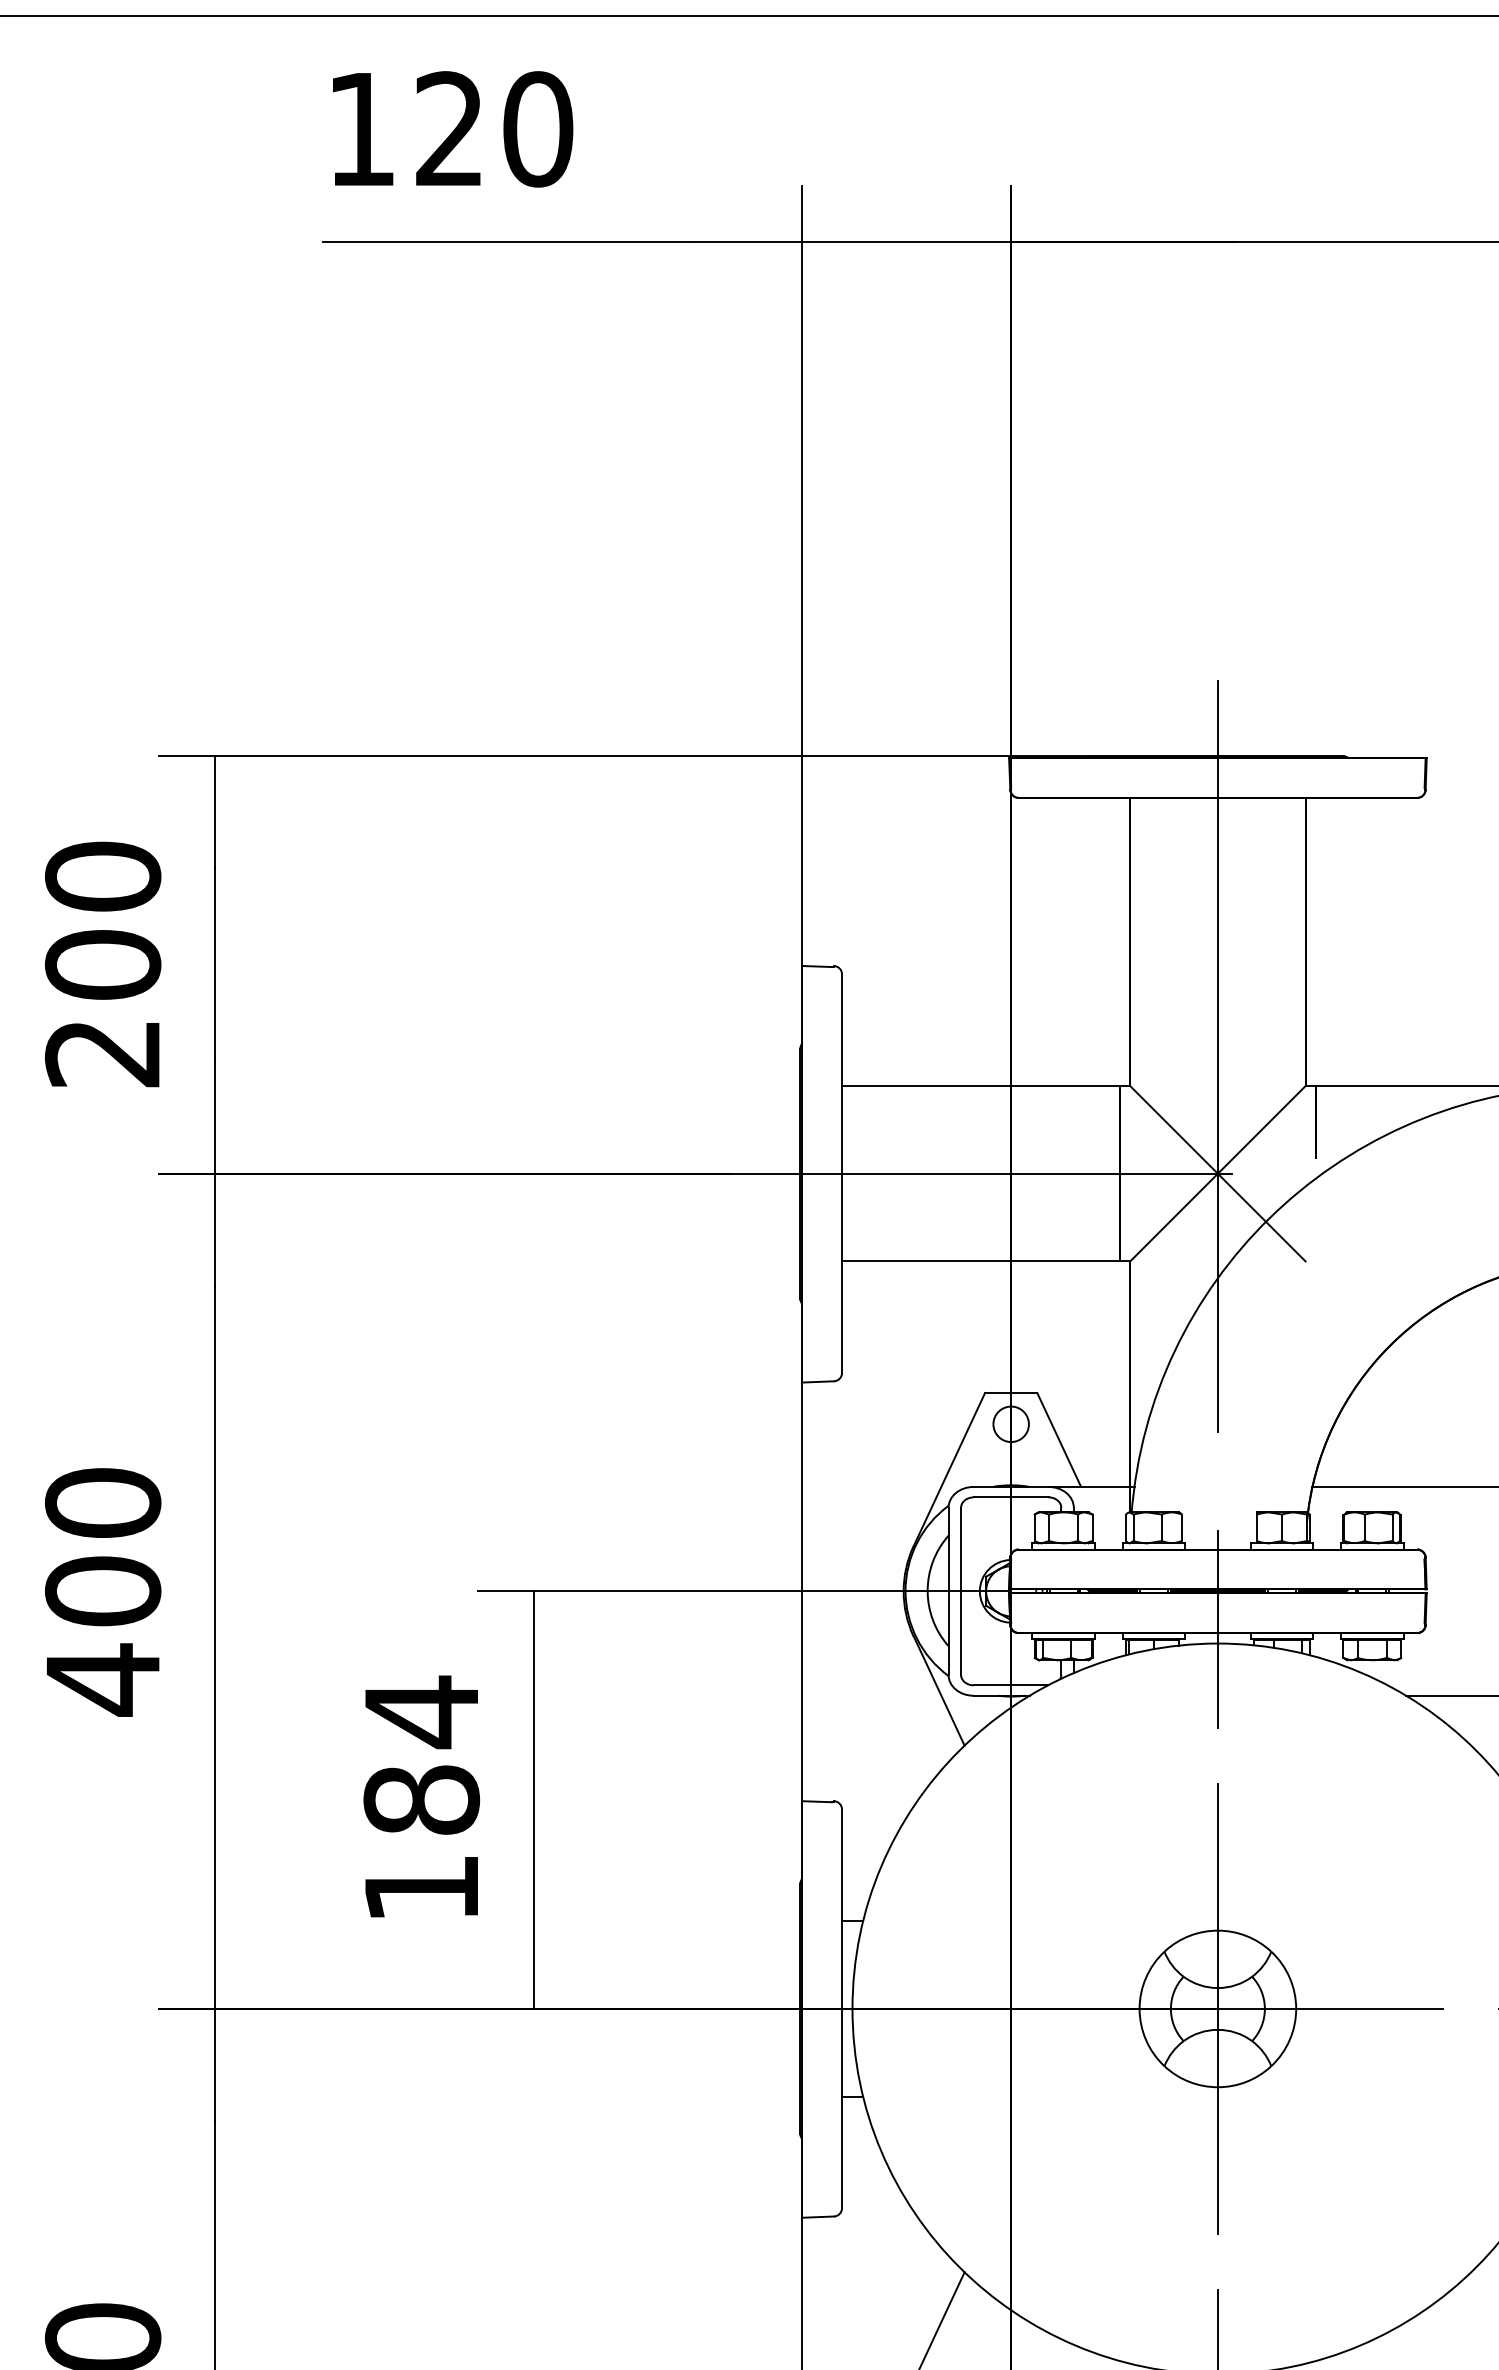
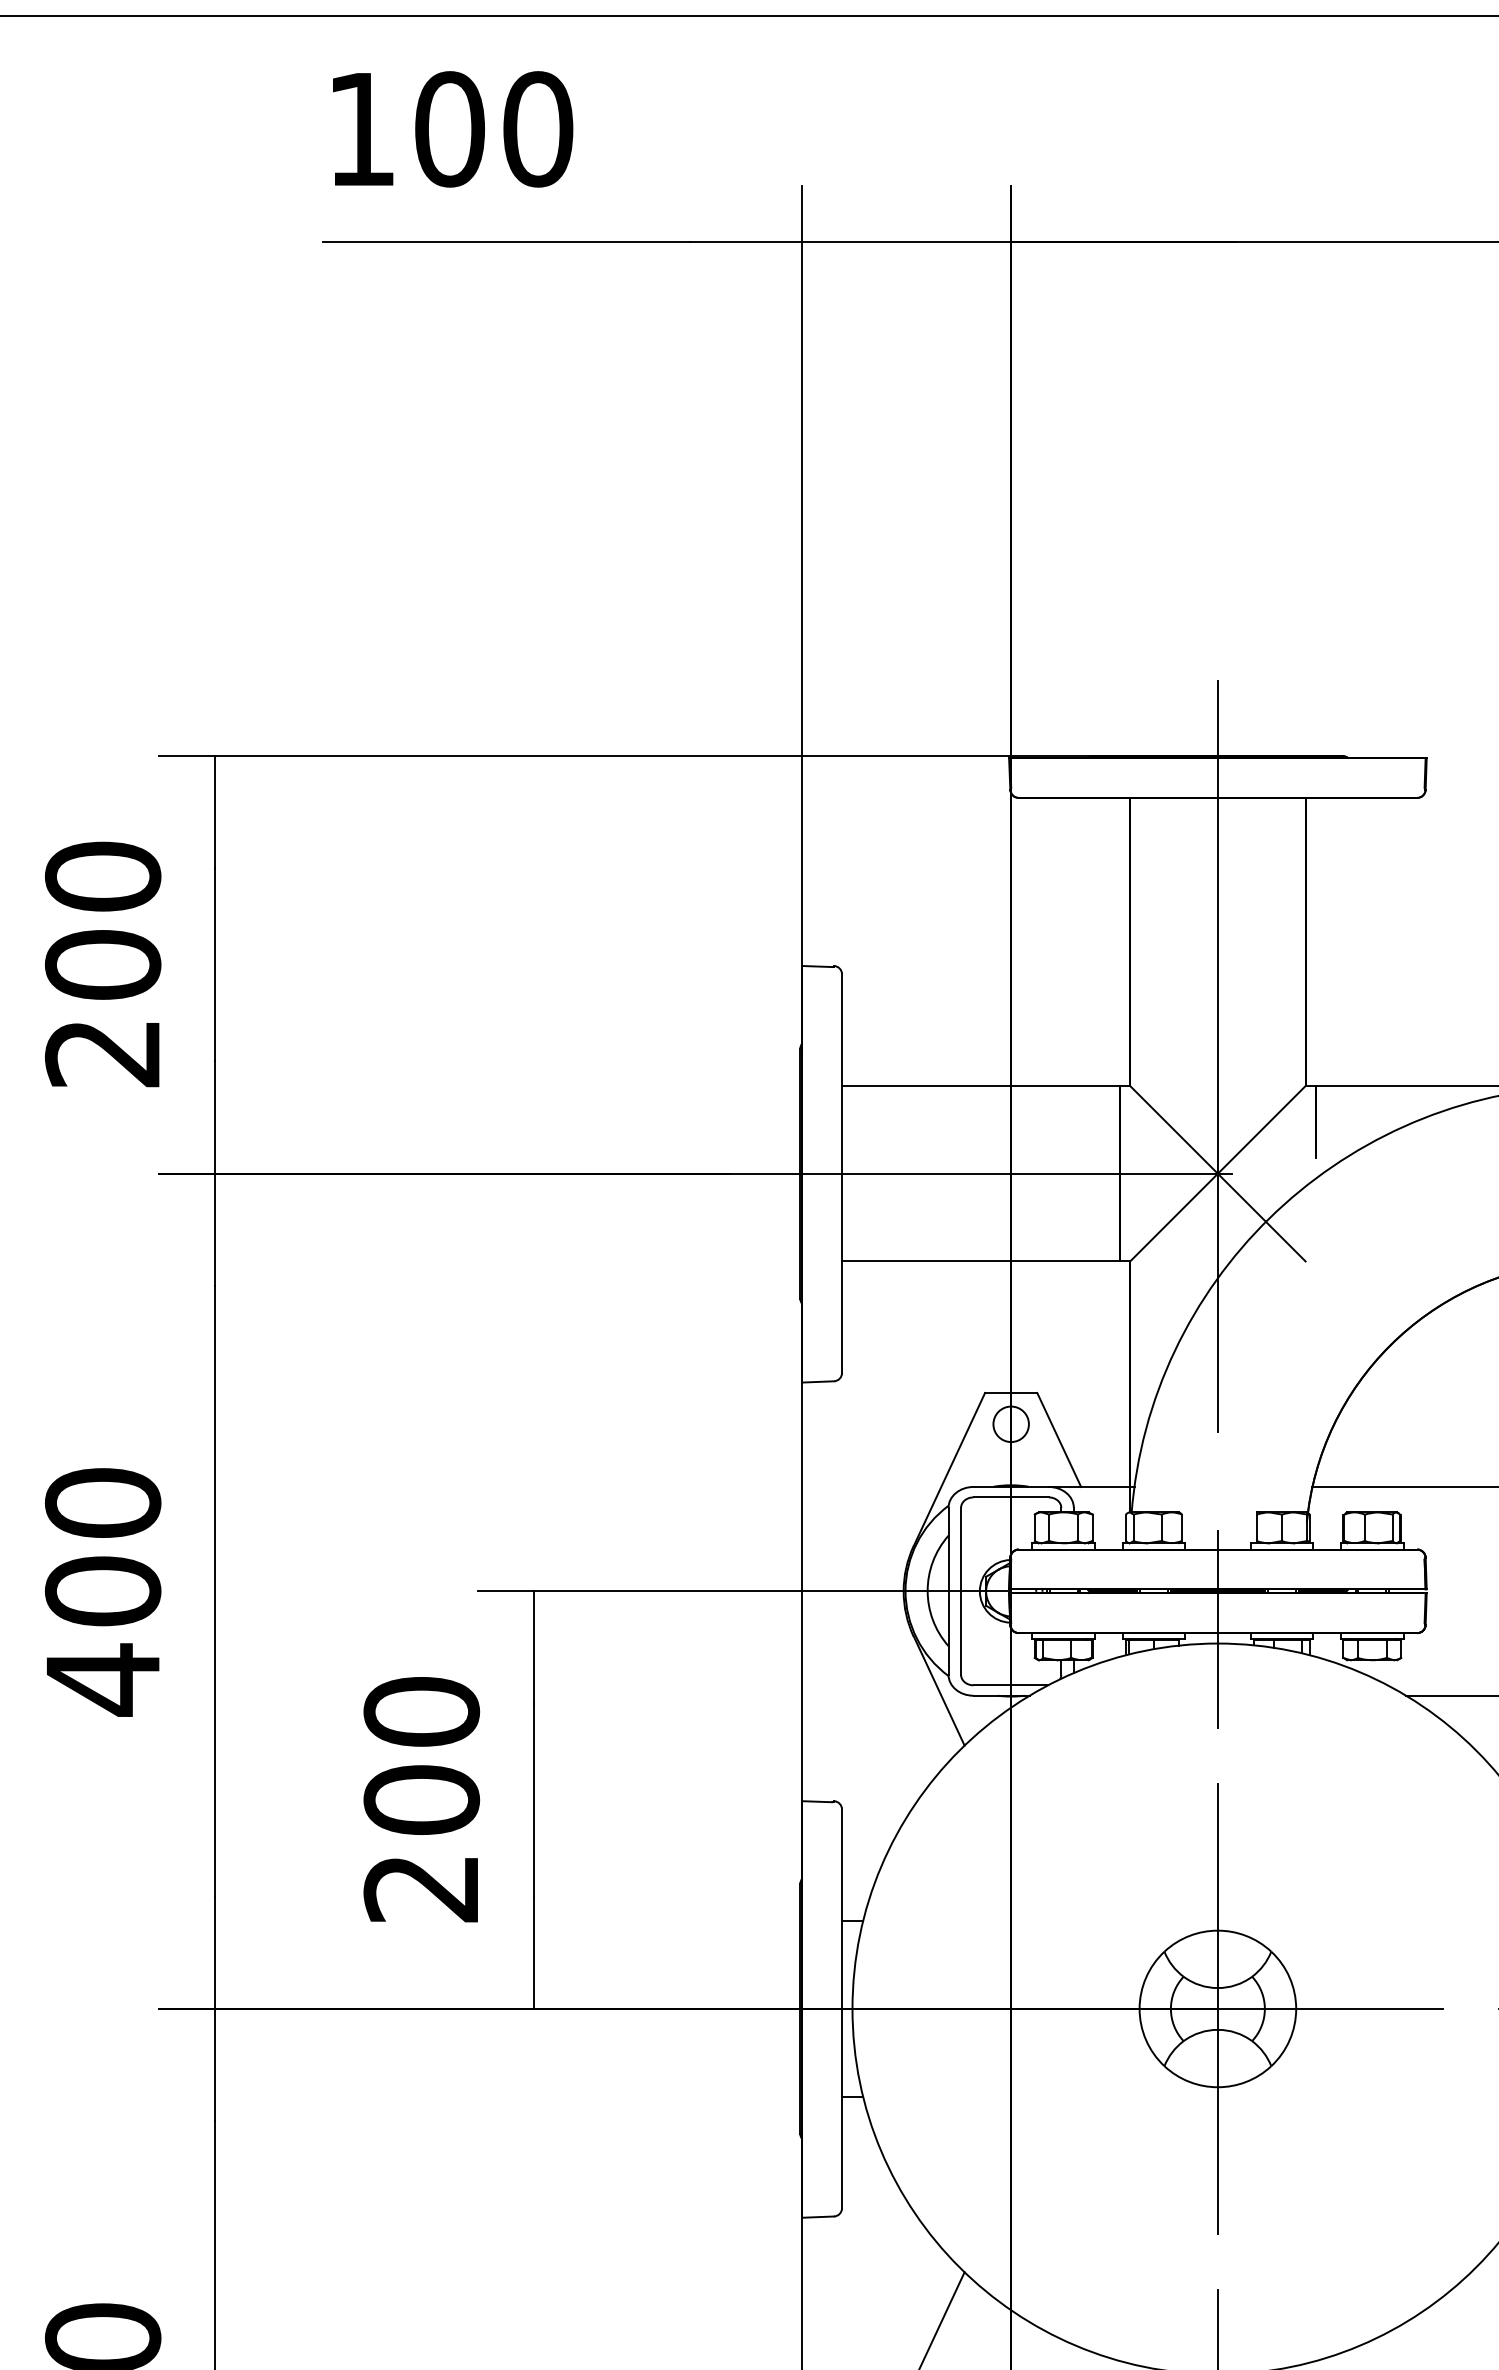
text: 120 -> 100 (449, 129)
text: 184 -> 200 (421, 1798)
